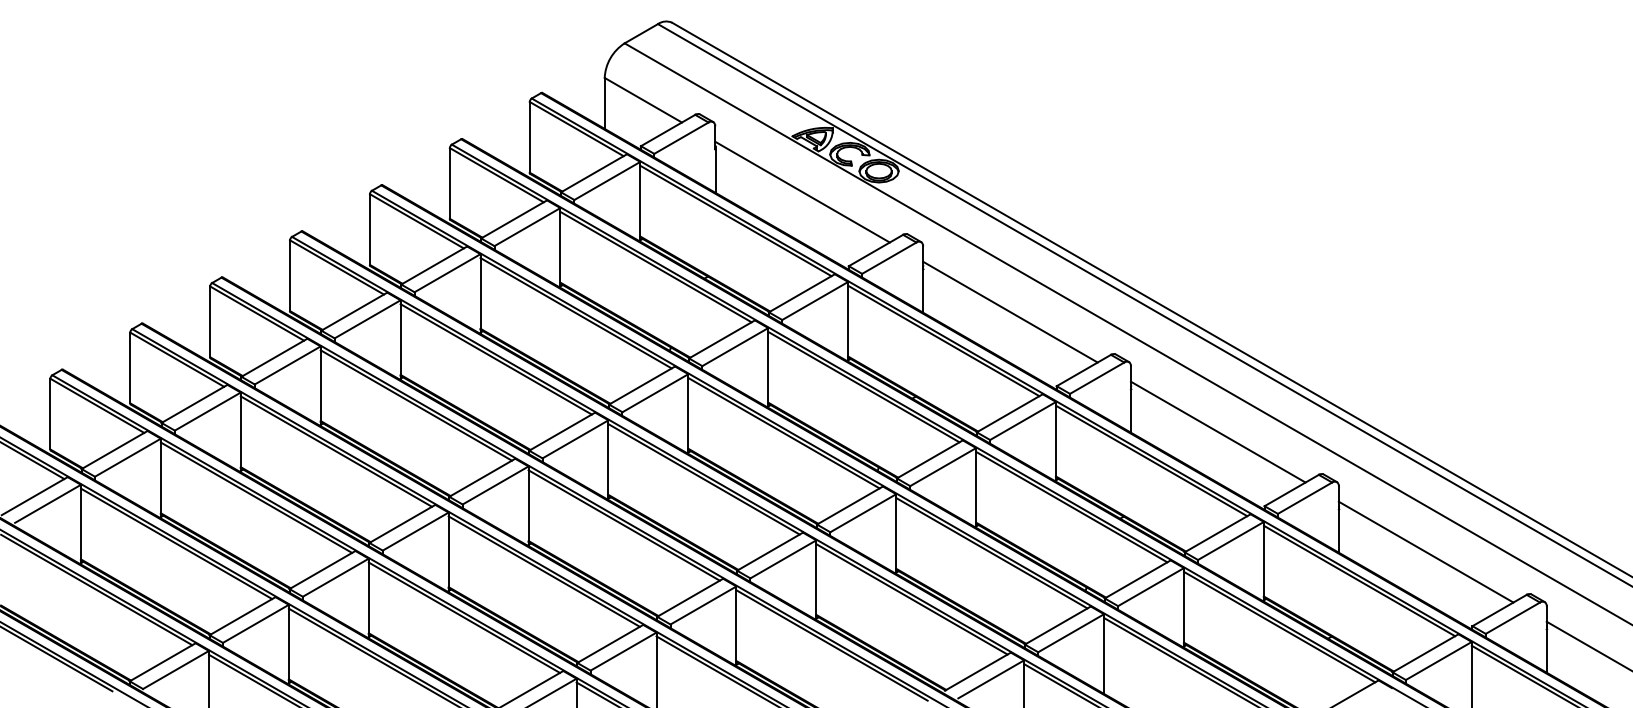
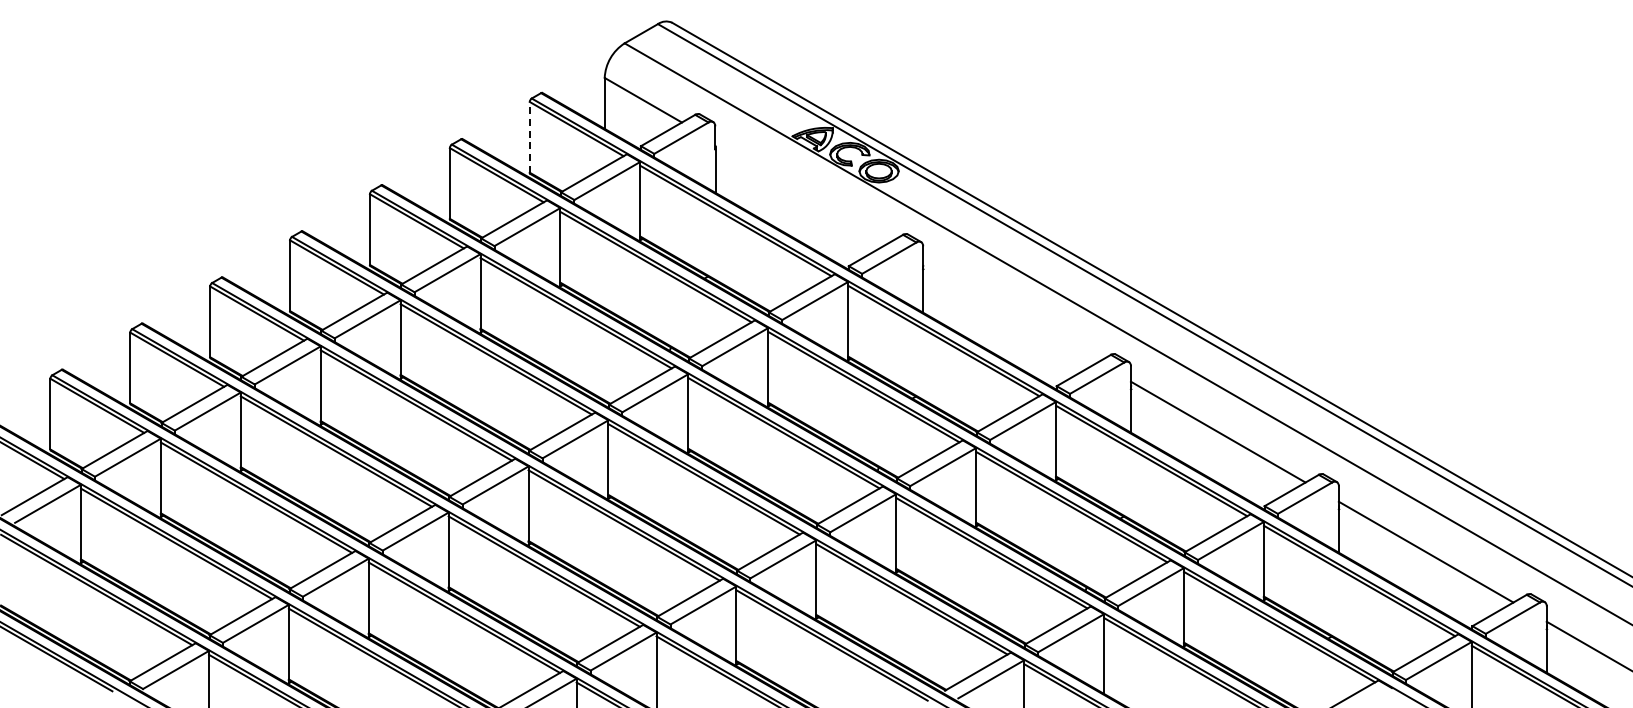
line: solid -> dashed (529, 136)
line: present -> none (802, 191)
line: present -> none (1010, 311)
